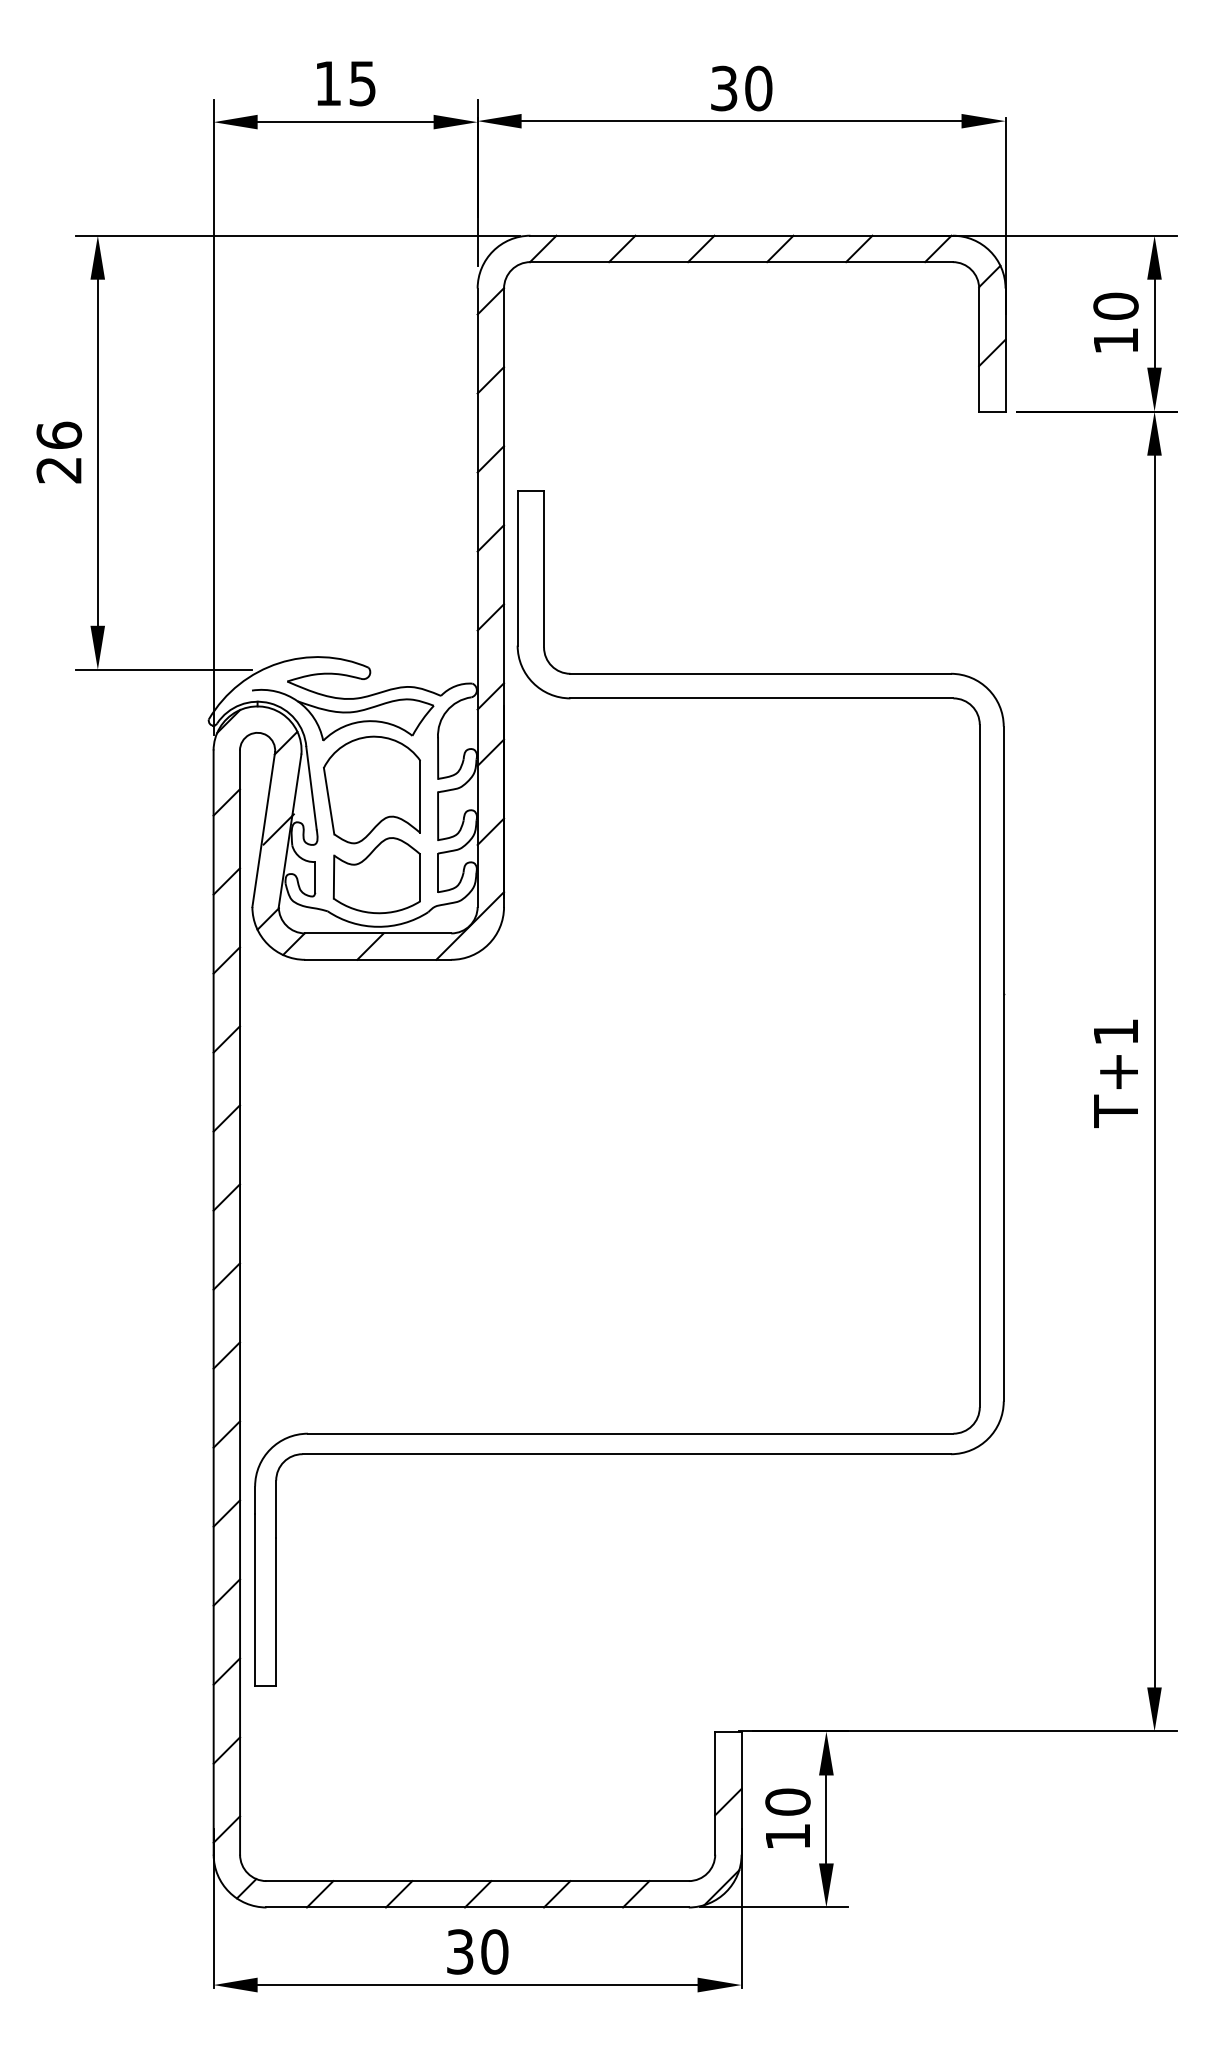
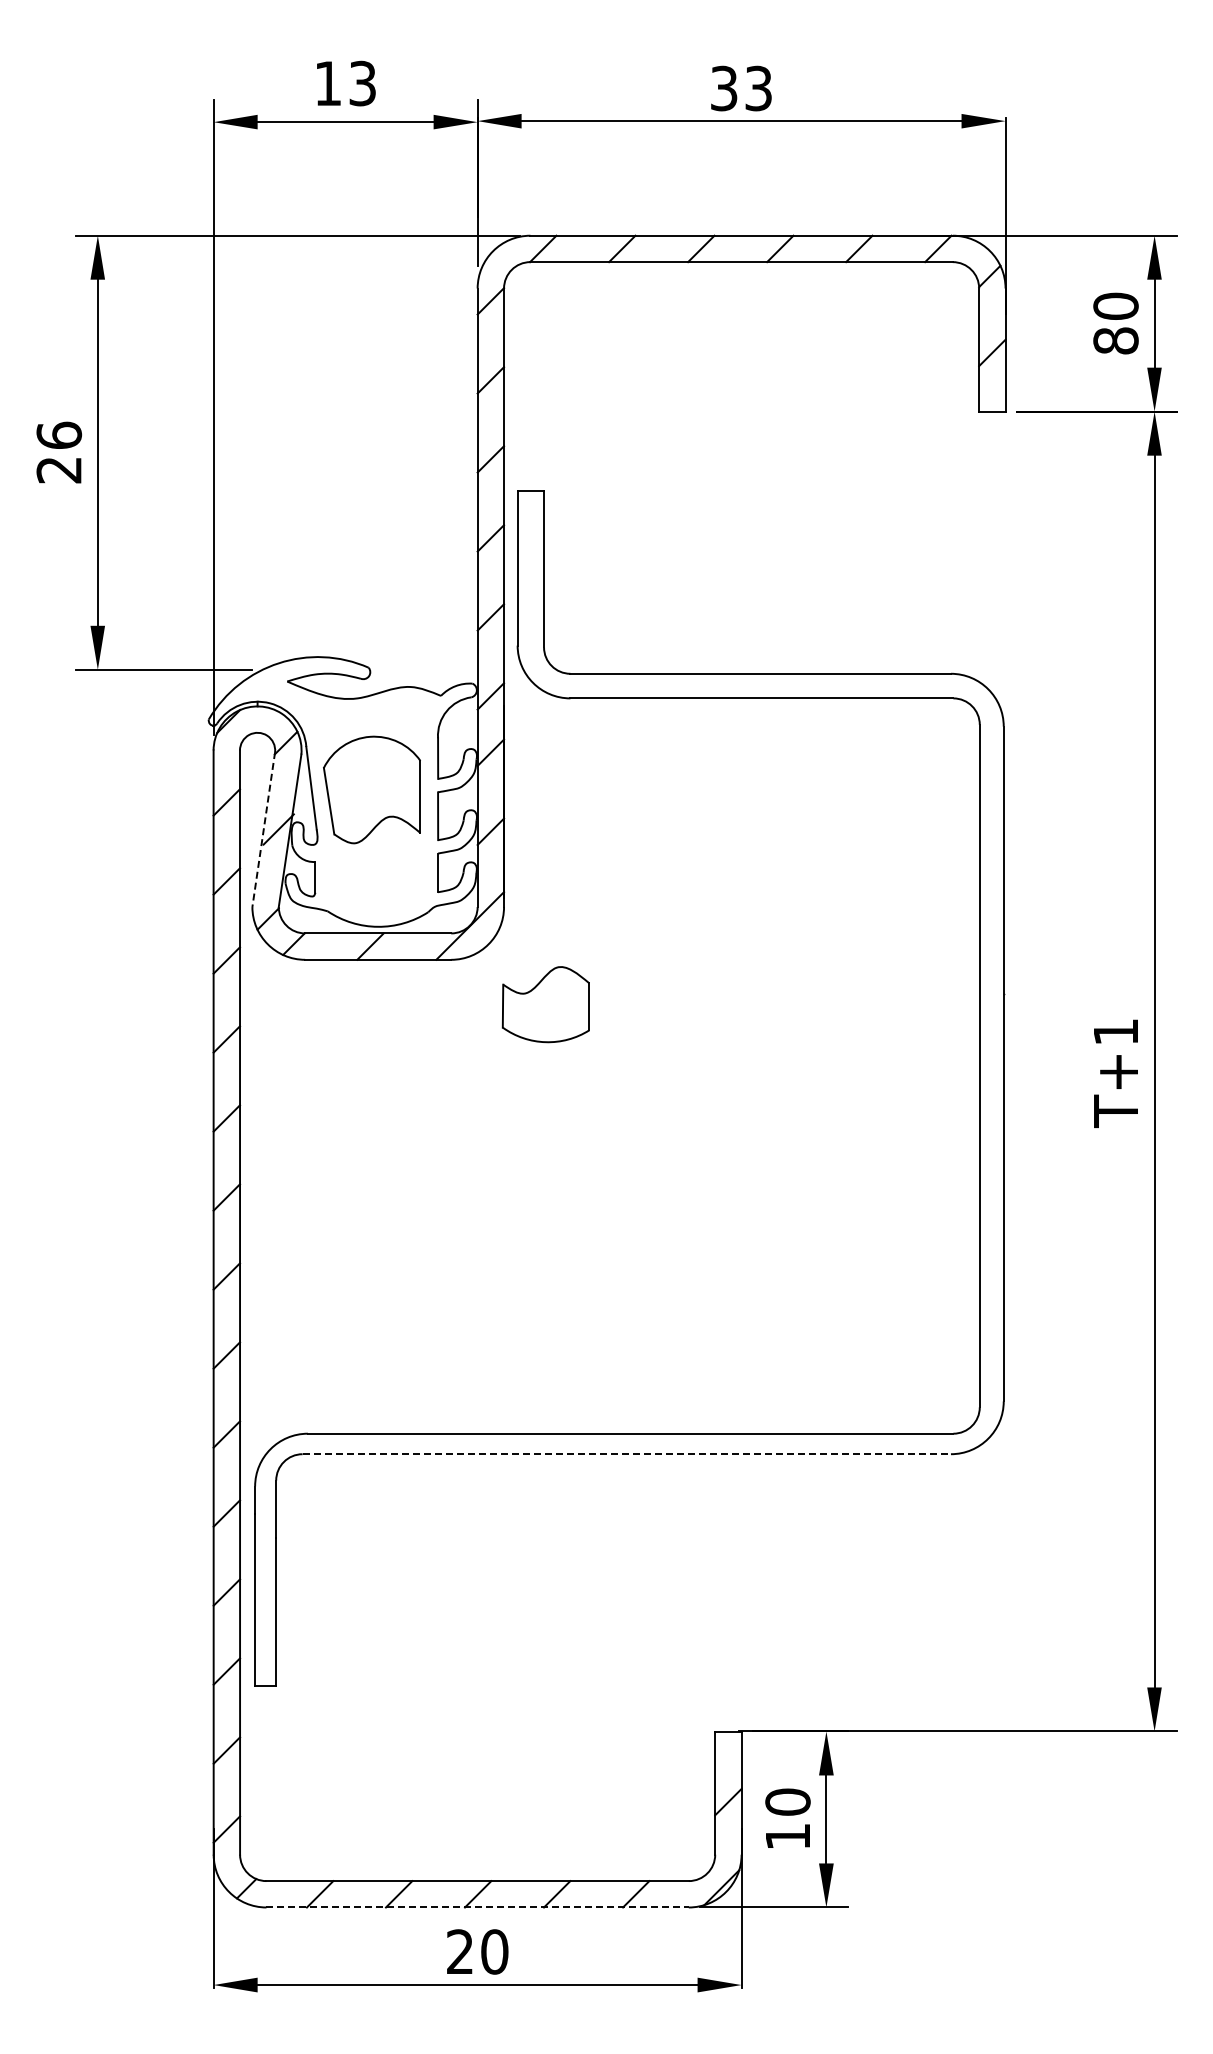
text: 15 -> 13 (362, 82)
text: 30 -> 33 (758, 88)
text: 10 -> 80 (1115, 340)
part: present -> none (343, 714)
line: solid -> dashed (263, 830)
part position: (376, 875) -> (545, 1004) (545, 1004)
line: solid -> dashed (627, 1454)
line: solid -> dashed (478, 1907)
text: 30 -> 20 (460, 1951)
